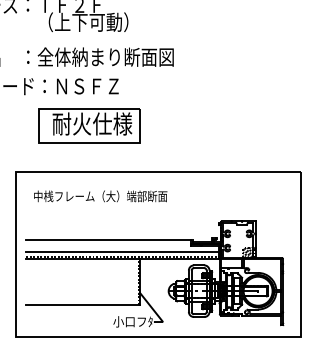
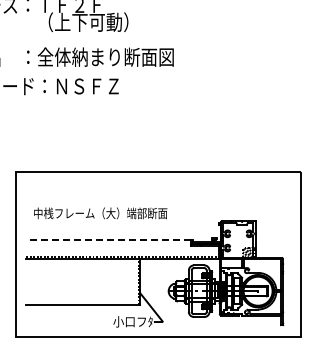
part: present -> none (89, 125)
text position: (100, 196) -> (100, 213) (100, 213)
line: solid -> dashed (108, 239)
line: present -> none (122, 252)
